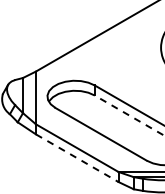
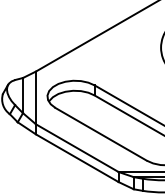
line: dashed -> solid (129, 115)
line: dashed -> solid (77, 158)
